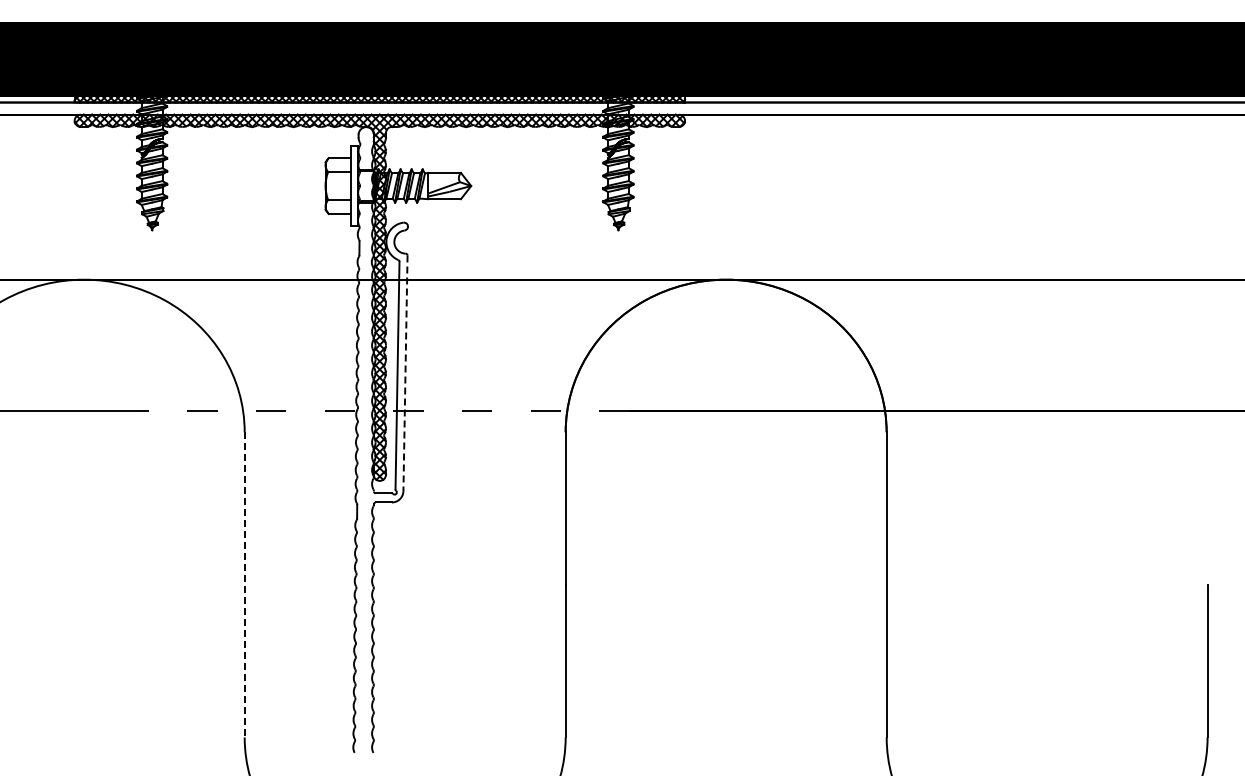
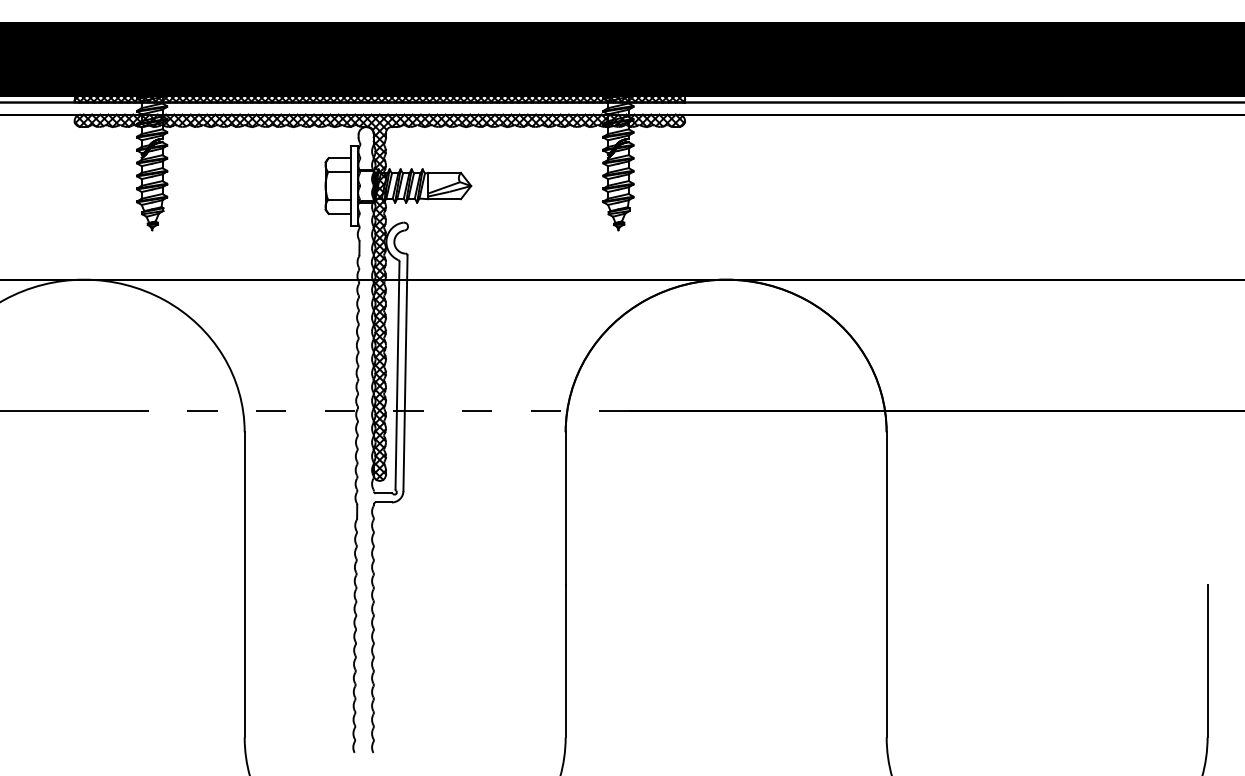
line: dashed -> solid (405, 373)
line: dashed -> solid (244, 584)
